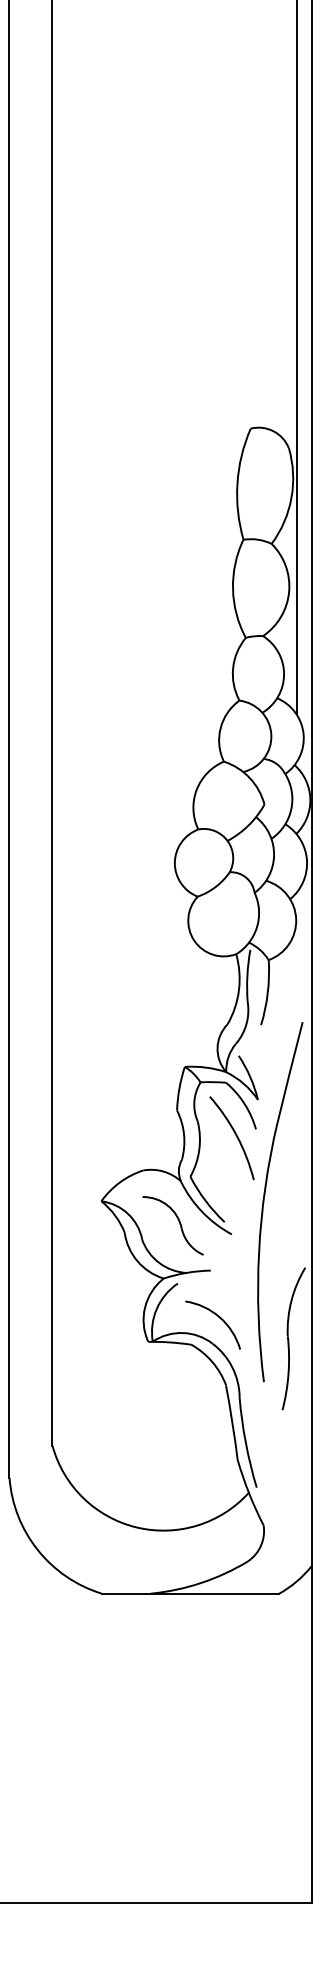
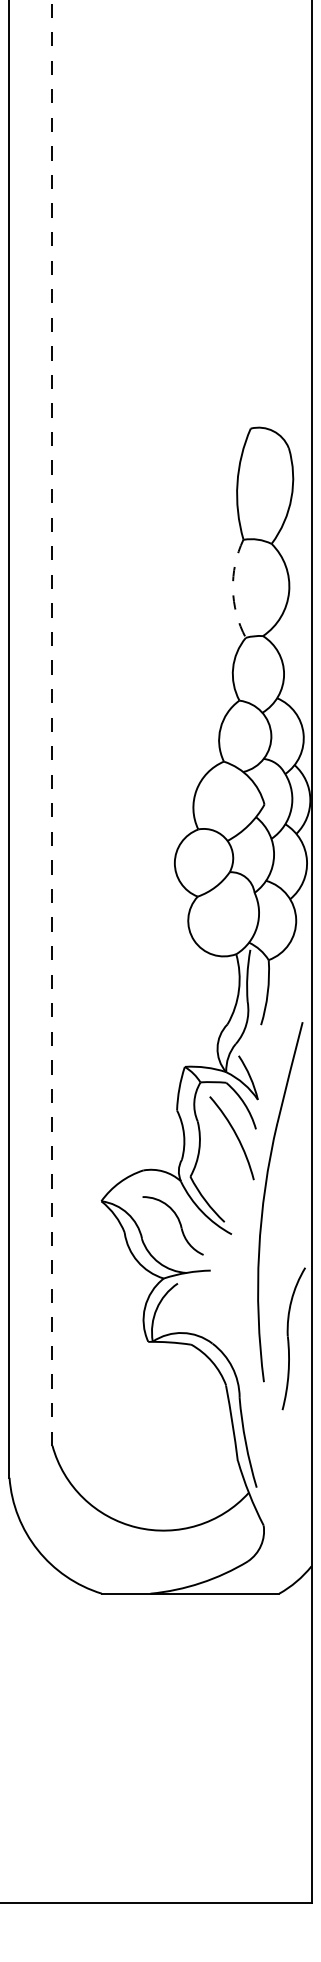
line: present -> none (296, 358)
arc: solid -> dashed (232, 589)
line: solid -> dashed (52, 722)
arc: present -> none (218, 1317)
